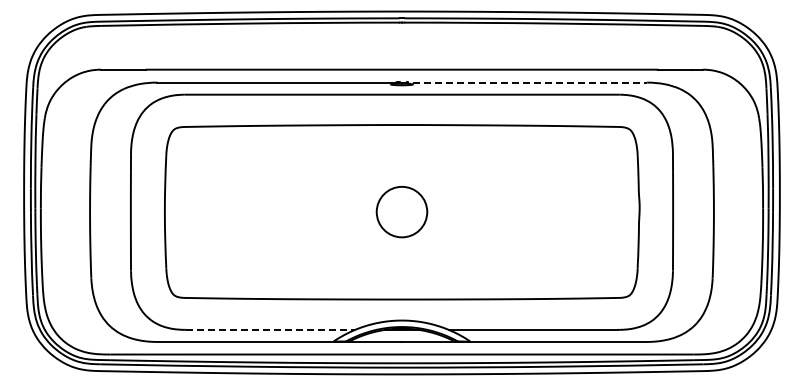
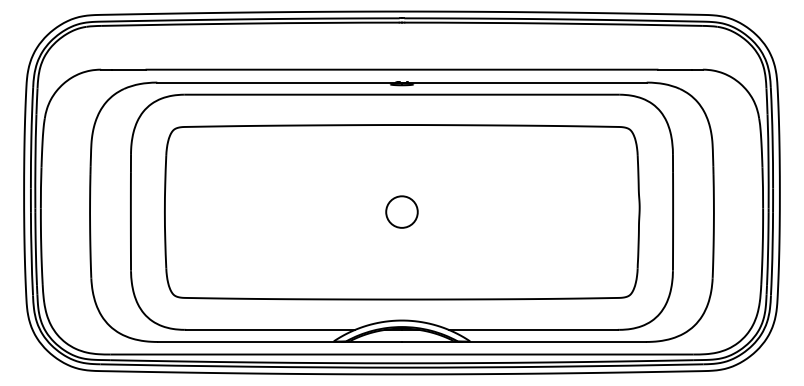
line: dashed -> solid (524, 82)
circle diameter: 51 px -> 32 px (401, 211)
line: dashed -> solid (270, 329)
